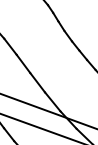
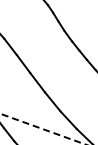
line: present -> none (48, 111)
line: solid -> dashed (43, 129)
